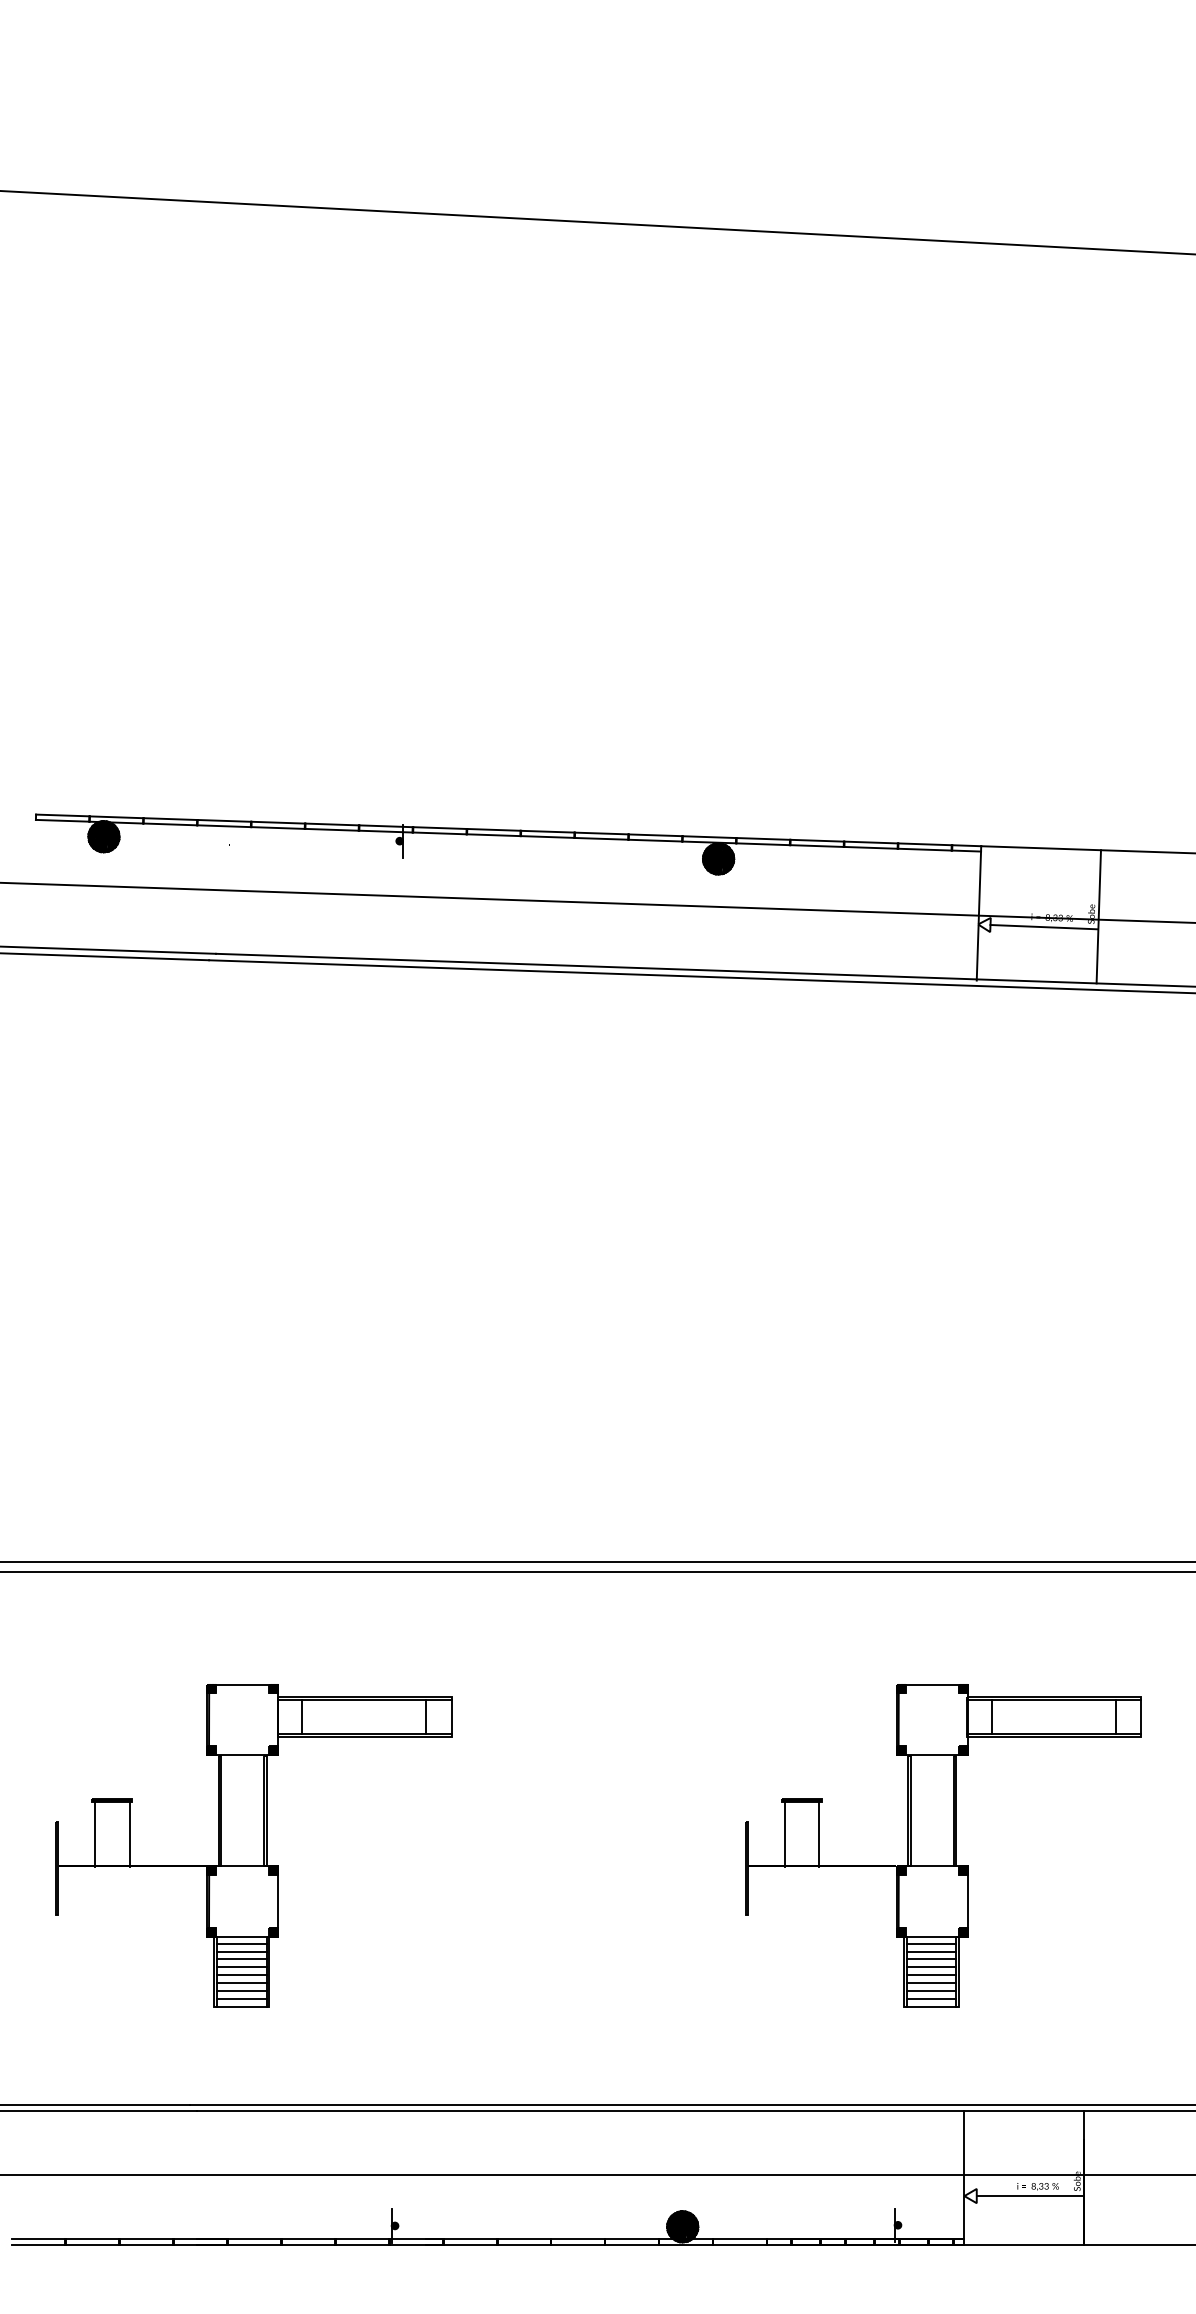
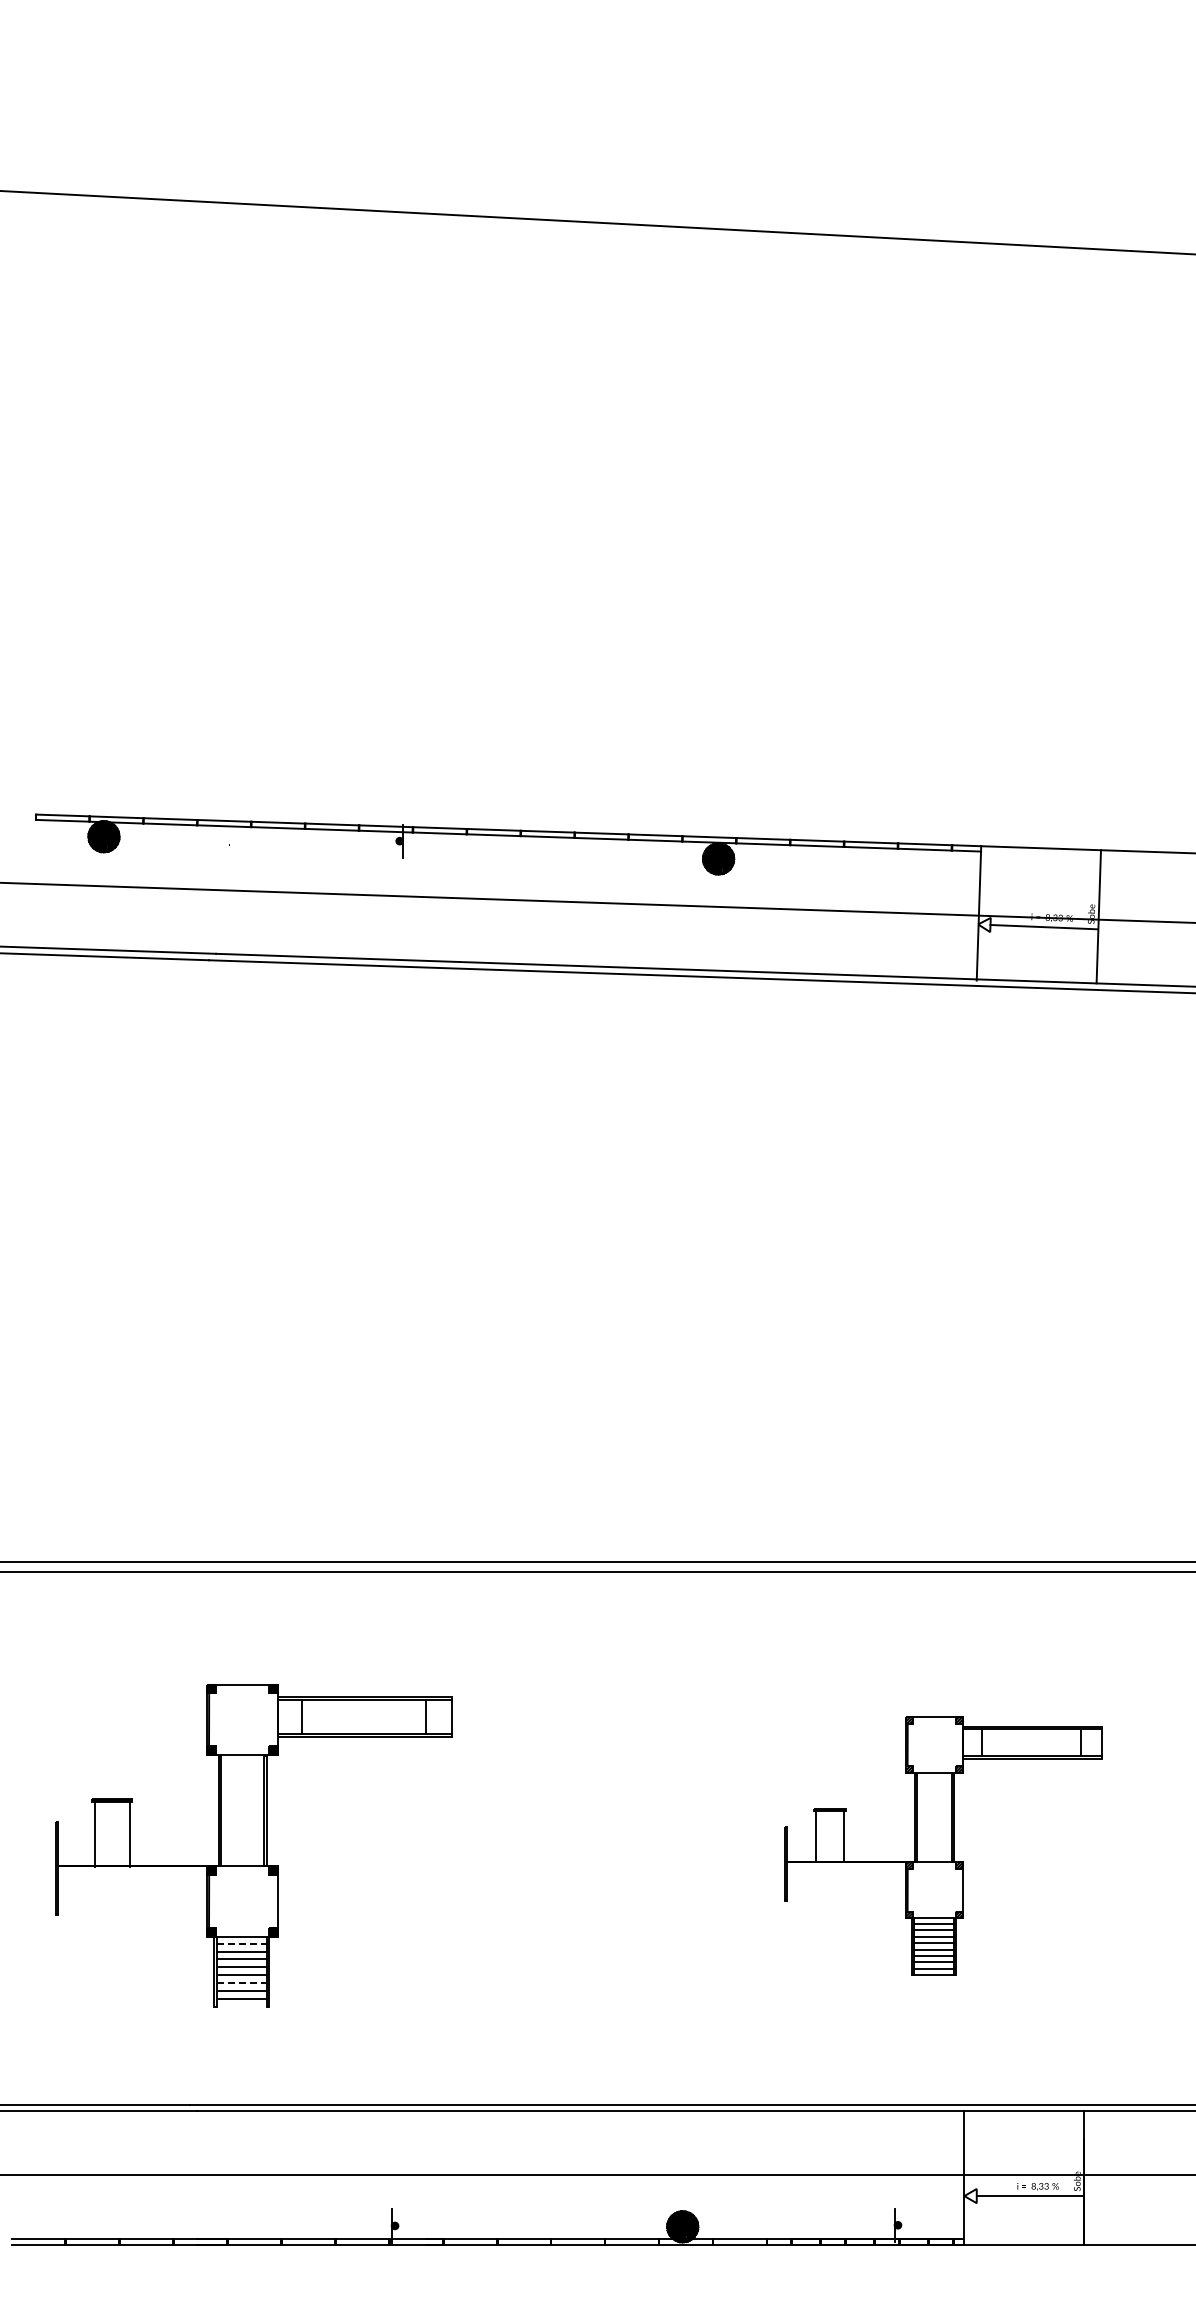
part size: 397x324 px -> 319x260 px (943, 1845)
line: solid -> dashed (241, 1943)
line: solid -> dashed (241, 1983)
line: present -> none (241, 2007)
